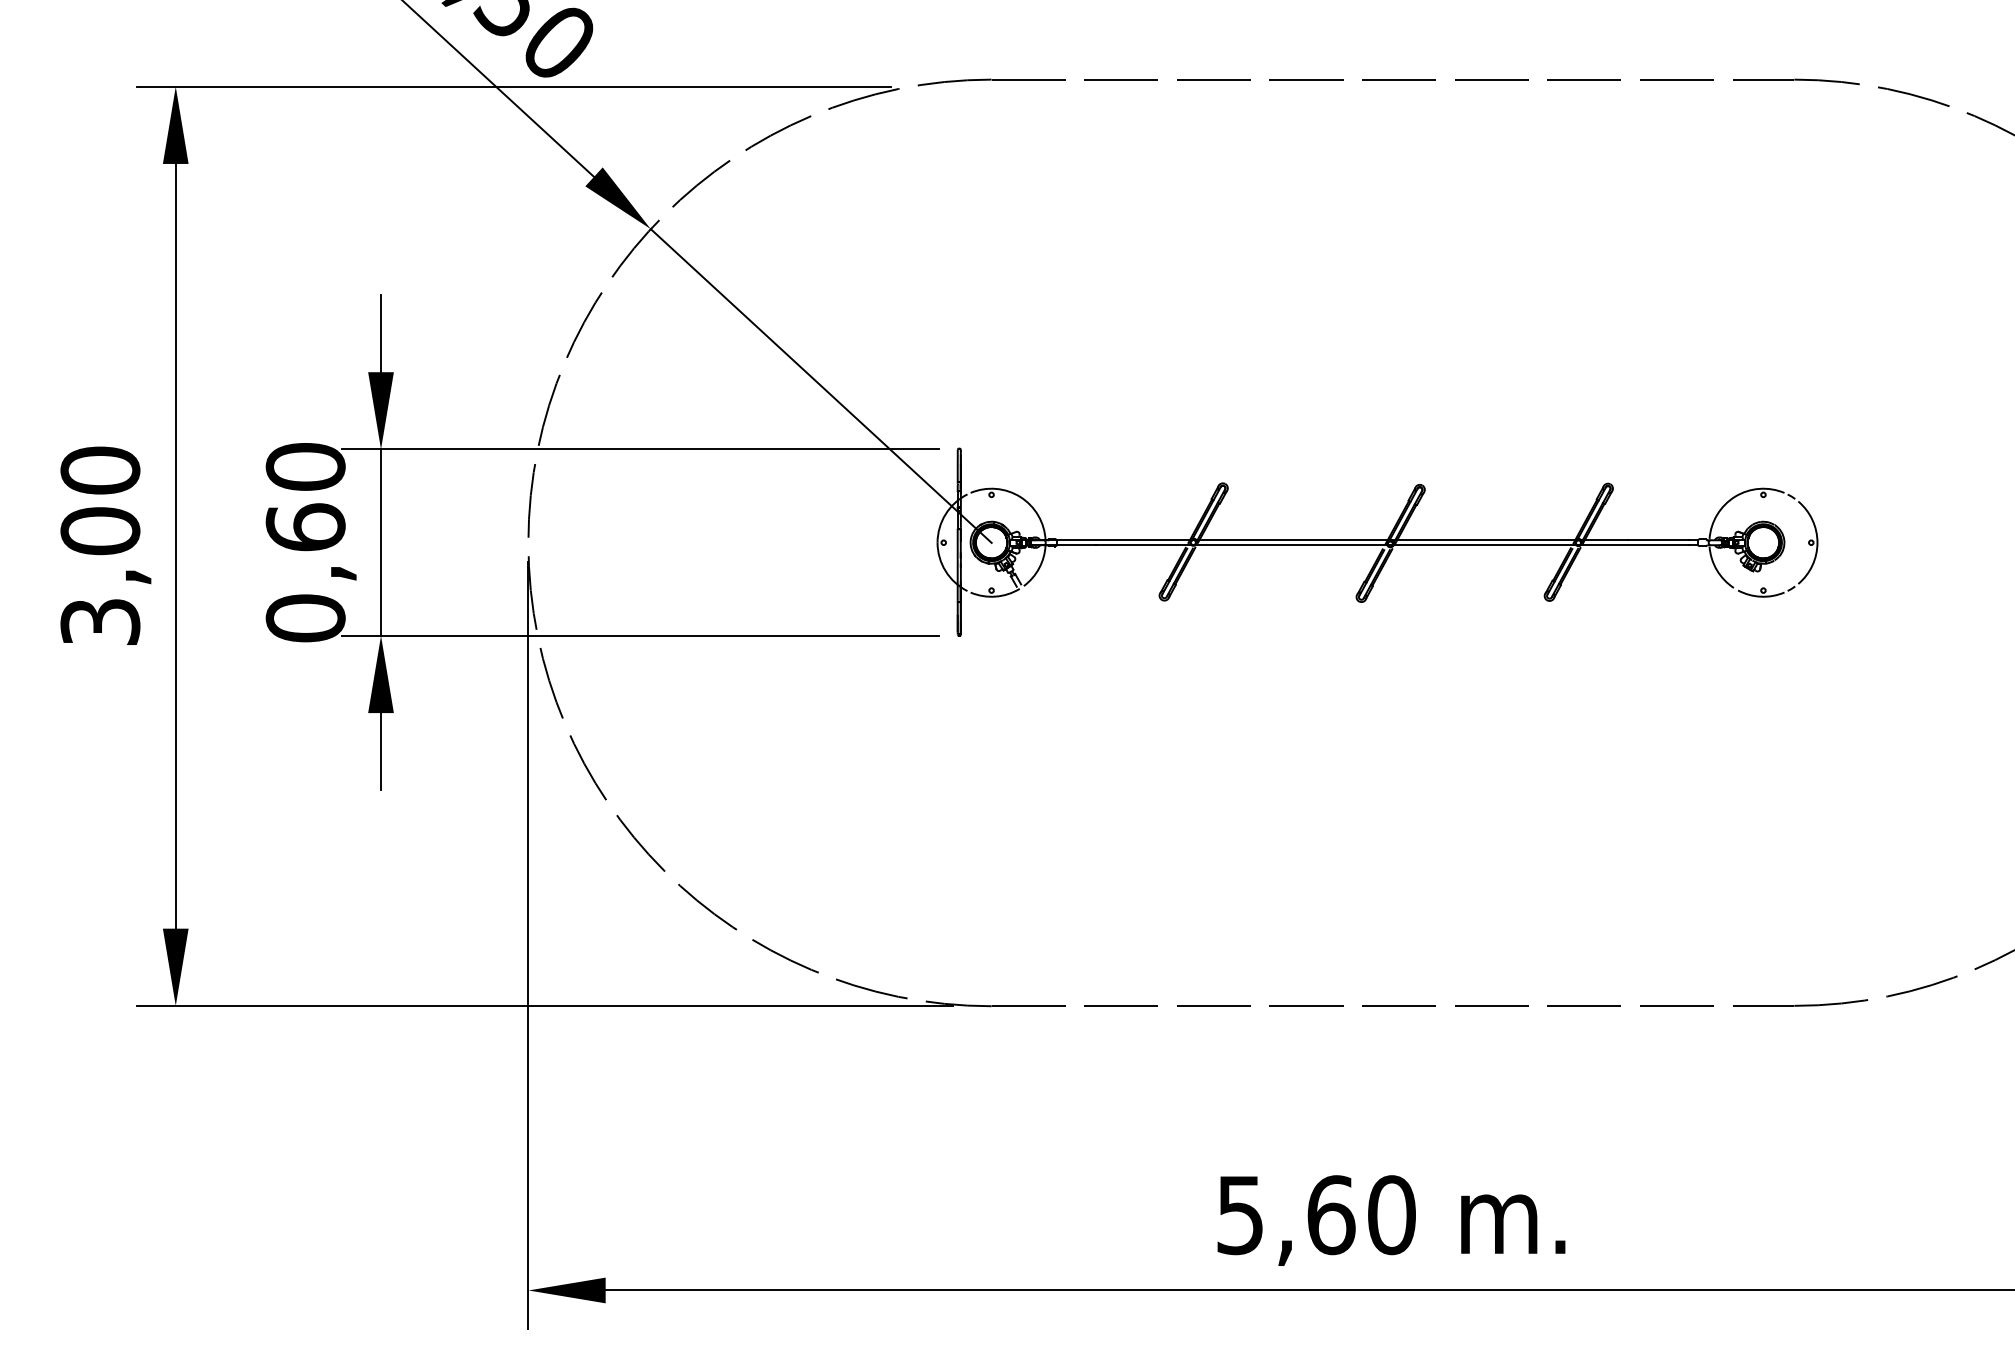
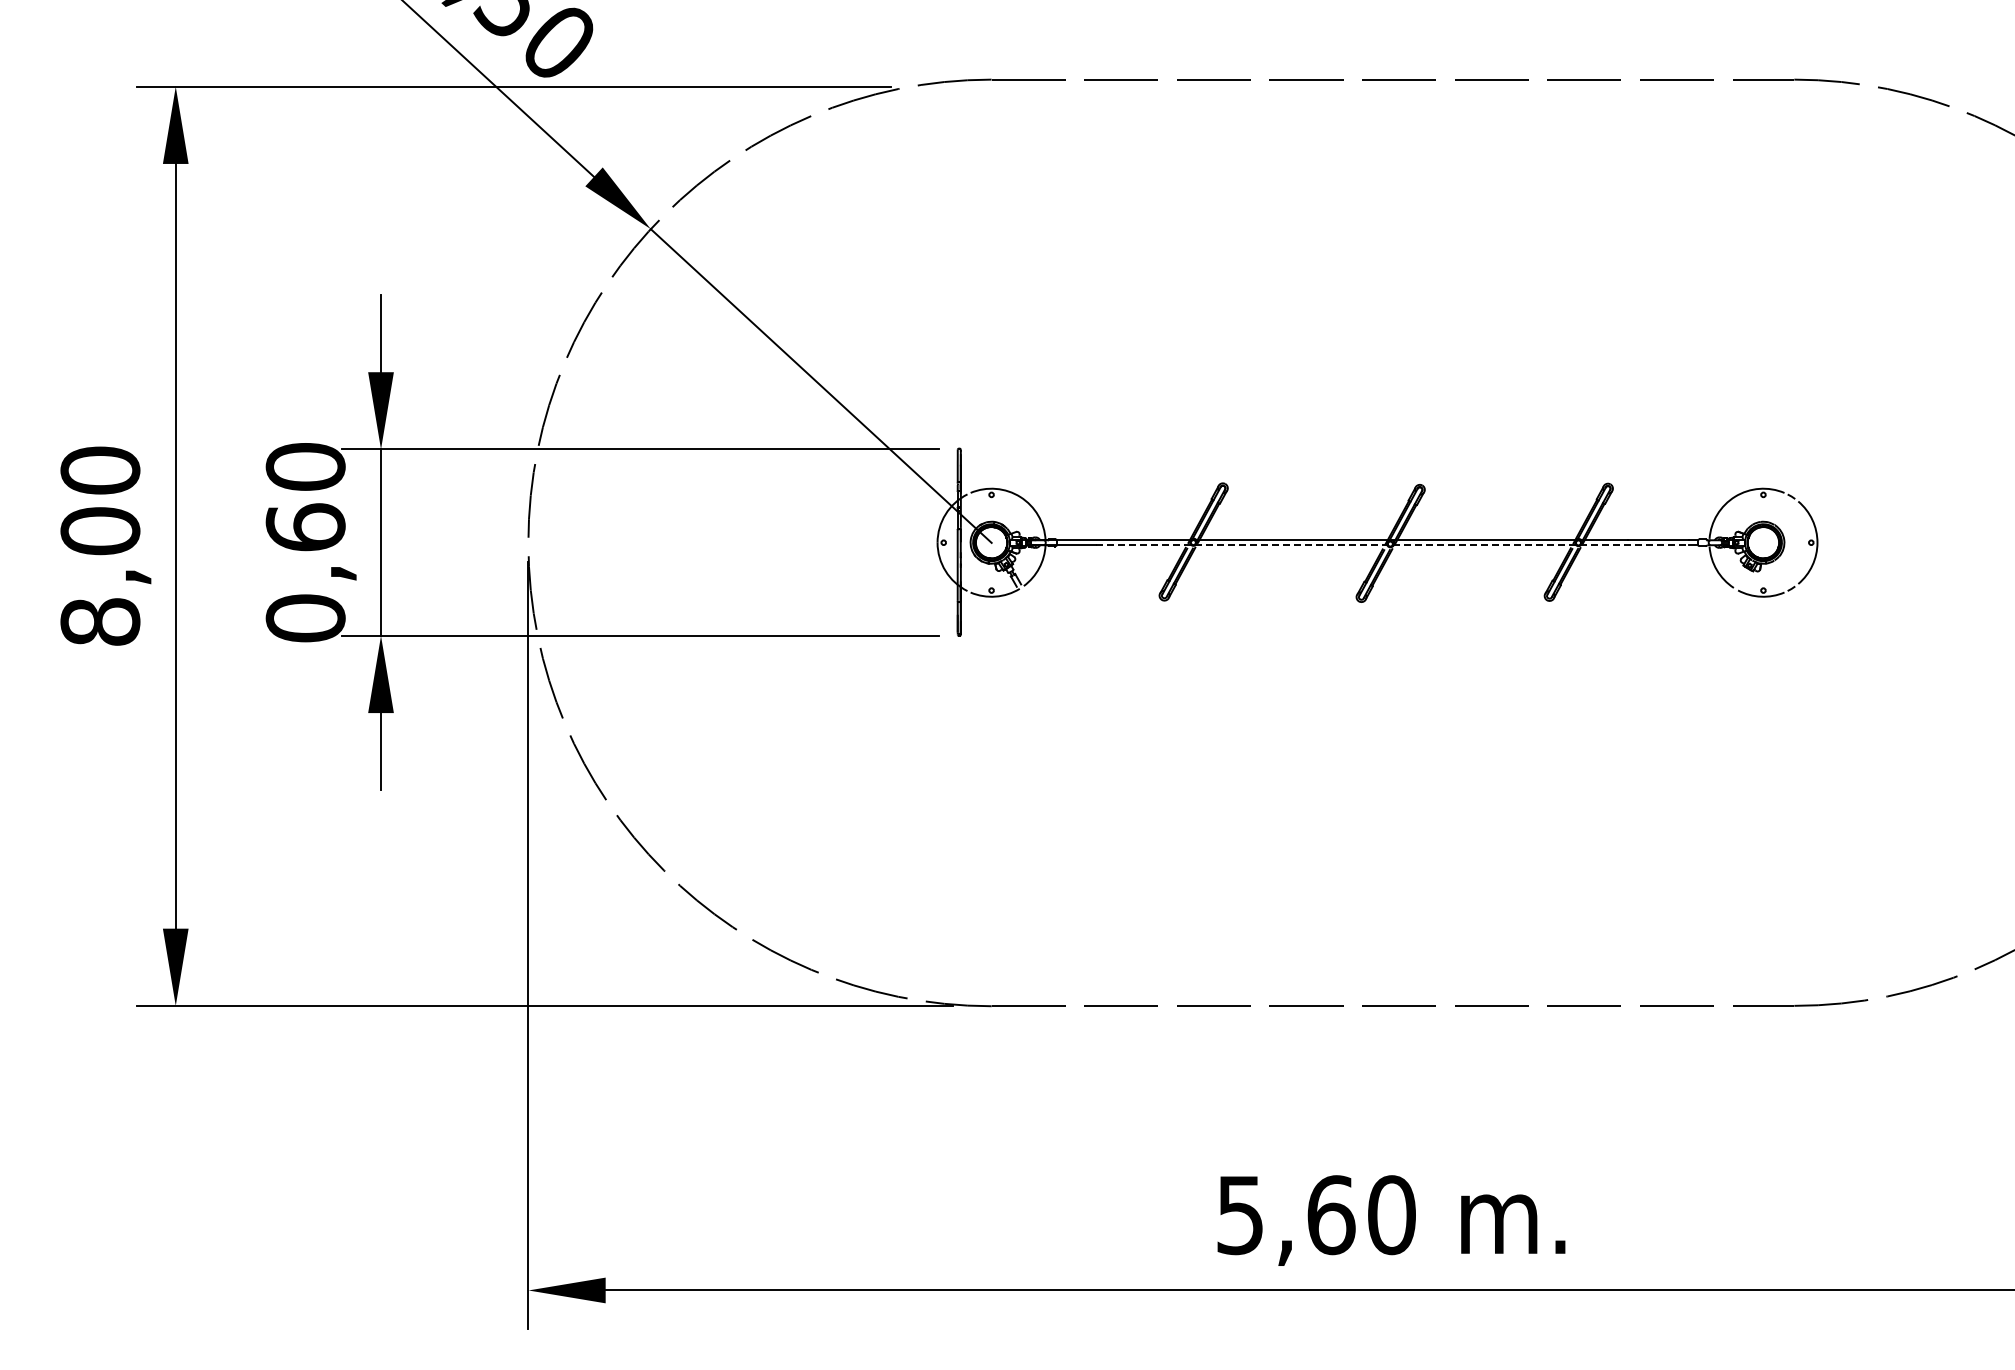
line: solid -> dashed (1392, 545)
text: 3,00 -> 8,00 (100, 621)
